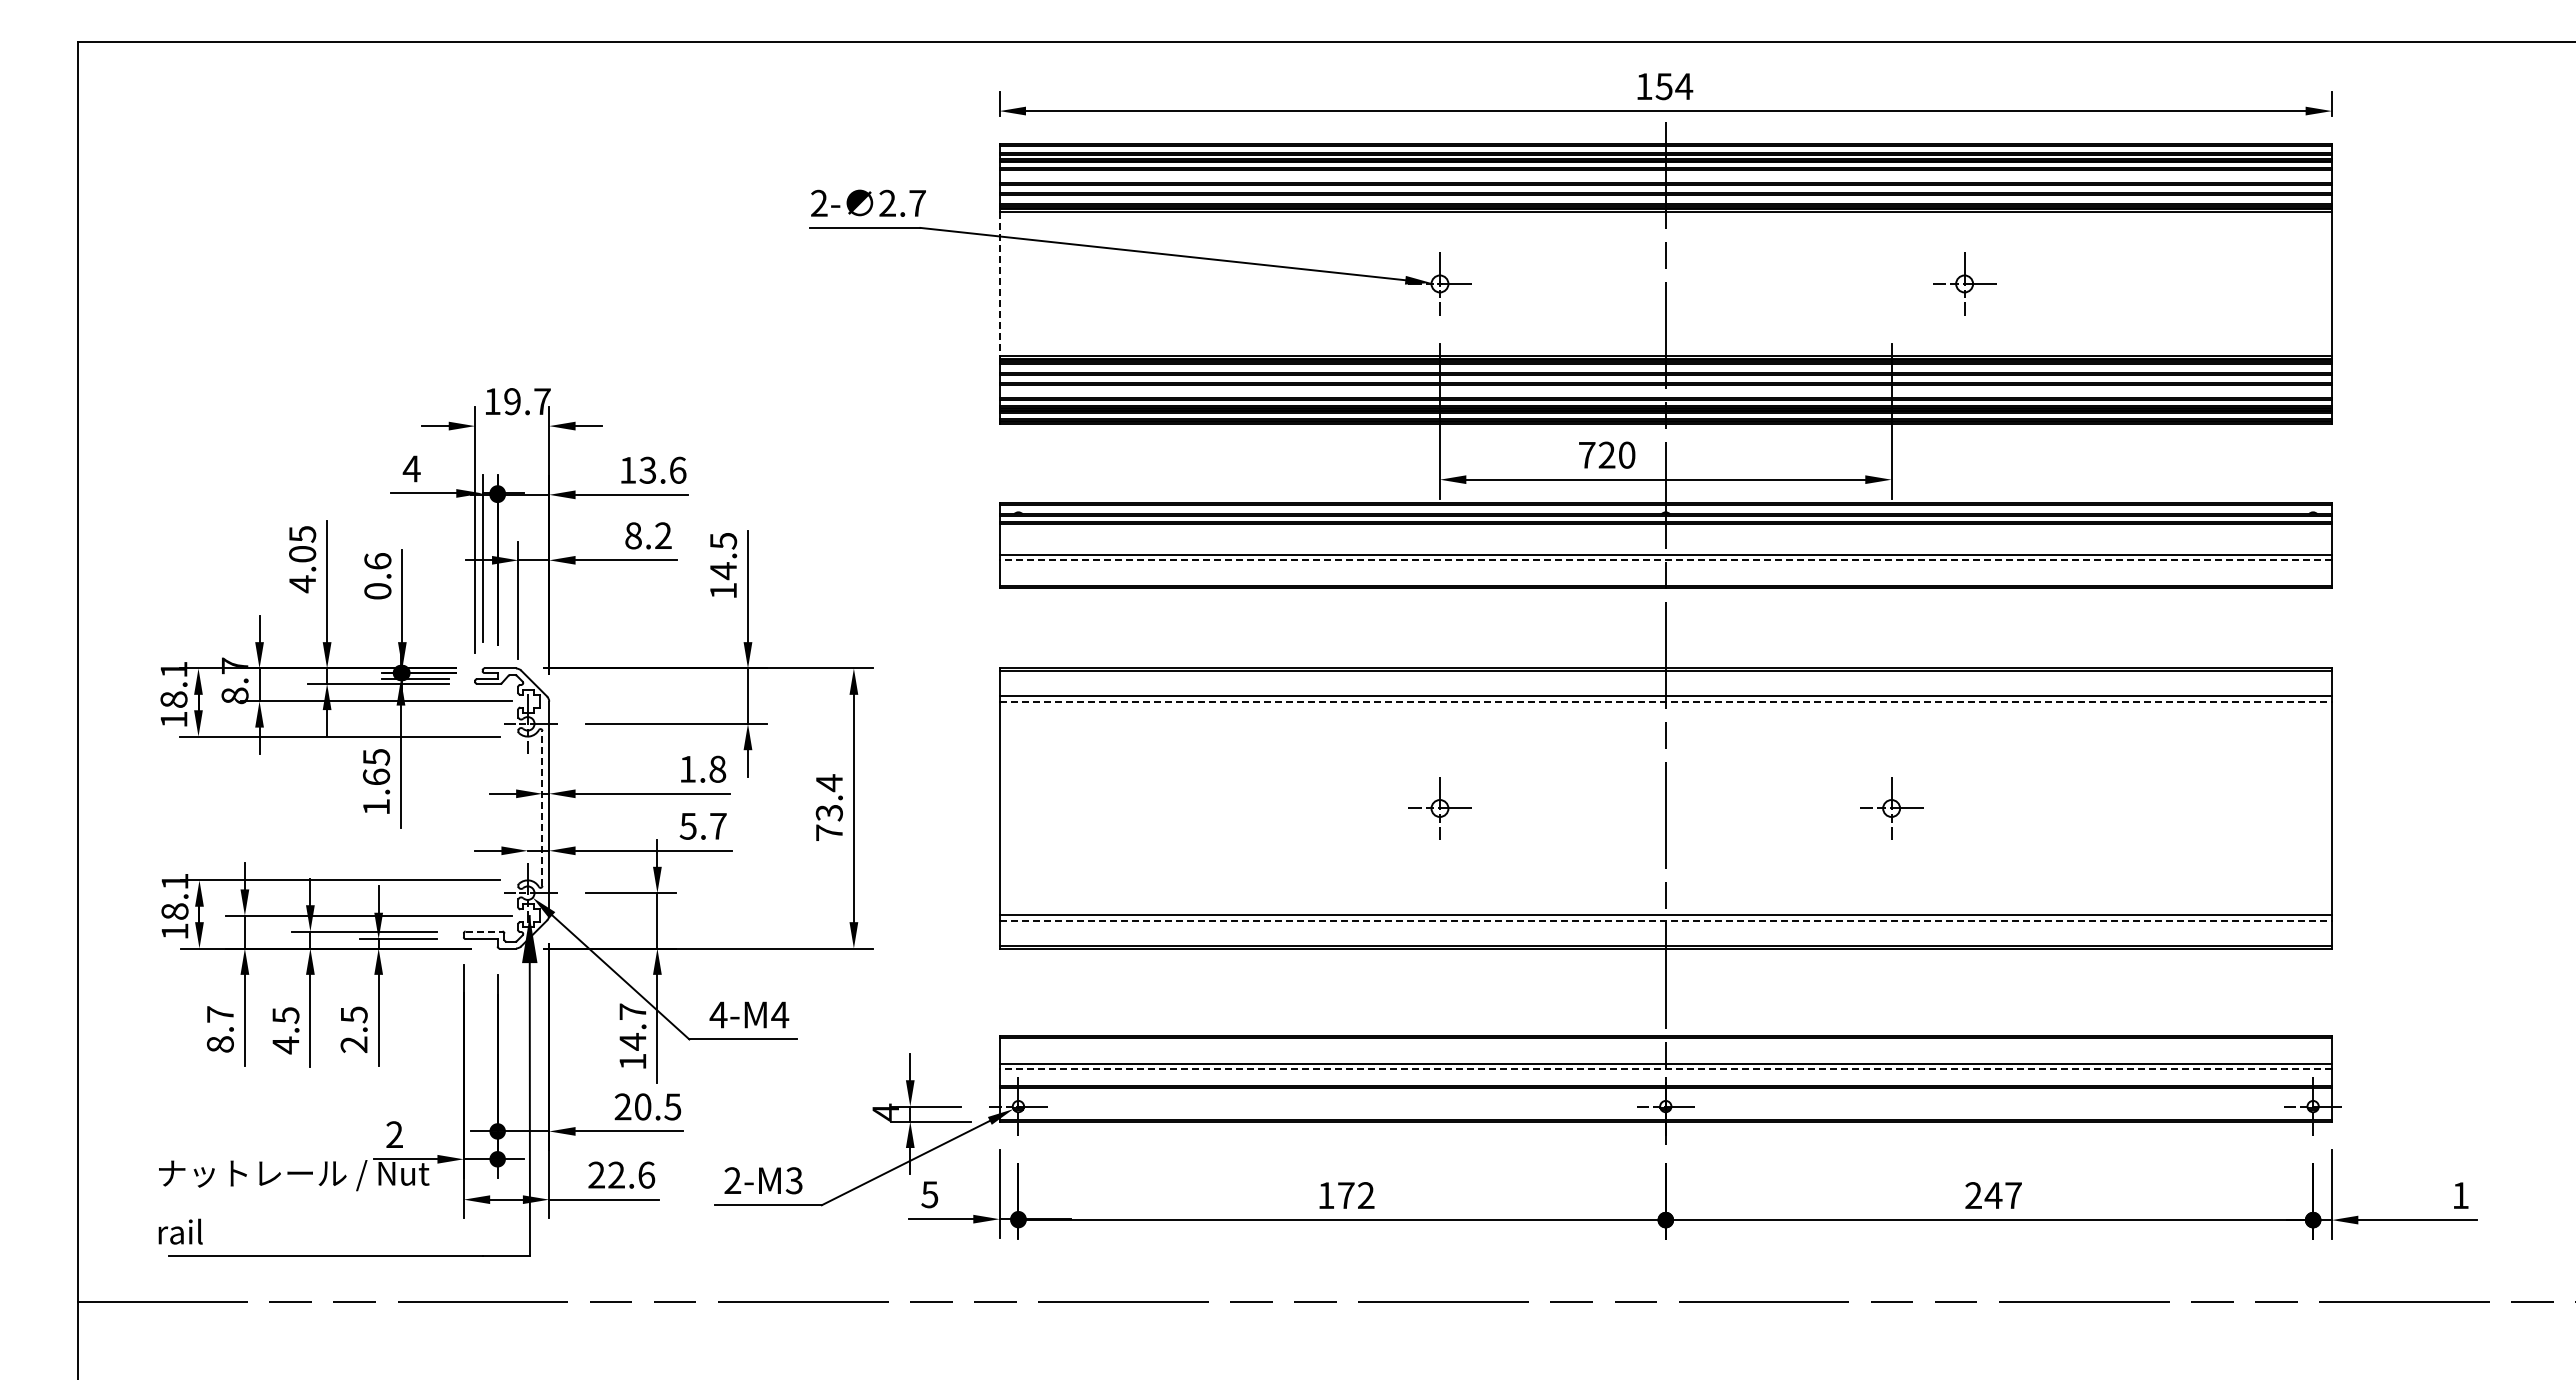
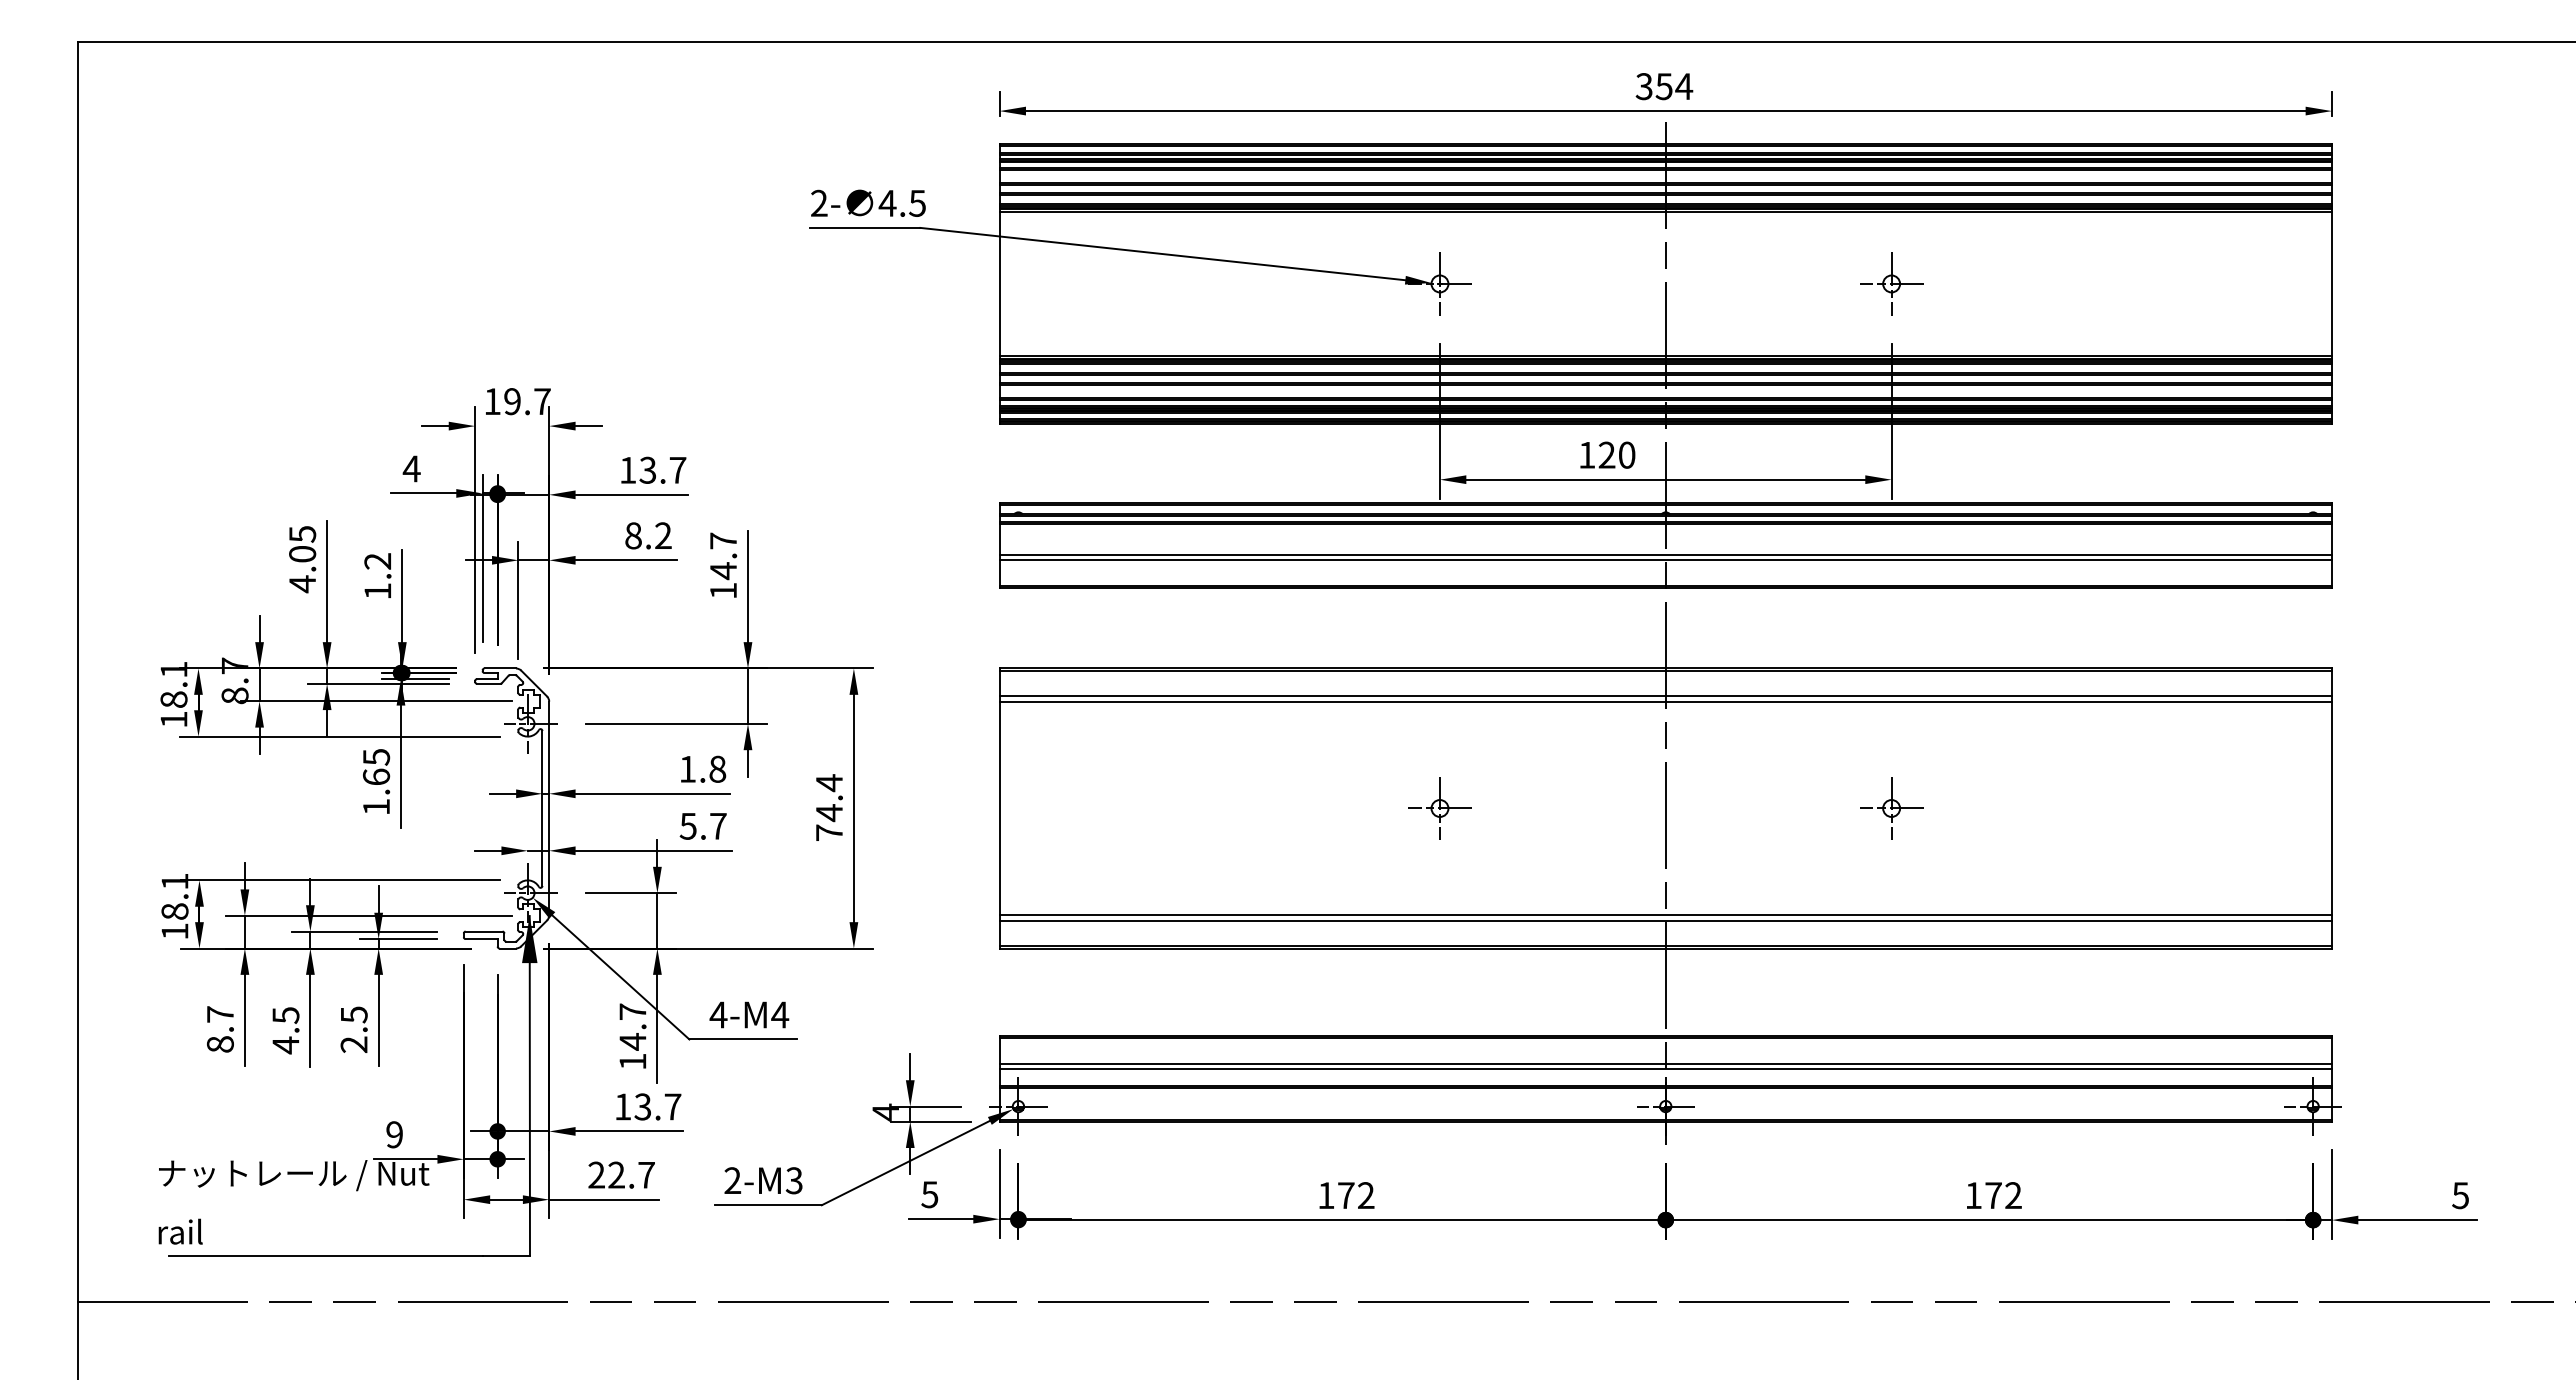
text: 154 -> 354 (1643, 86)
text: 2.7 -> 4.5 (901, 202)
line: dashed -> solid (999, 283)
part position: (1964, 283) -> (1891, 283) (1891, 283)
text: 720 -> 120 (1587, 455)
text: 13.6 -> 13.7 (677, 469)
text: 14.5 -> 14.7 (723, 540)
line: dashed -> solid (1665, 560)
text: 0.6 -> 1.2 (377, 576)
line: dashed -> solid (1666, 701)
line: dashed -> solid (542, 808)
text: 73.4 -> 74.4 (828, 813)
line: dashed -> solid (1666, 920)
line: dashed -> solid (484, 931)
line: dashed -> solid (1665, 1069)
text: 20.5 -> 13.7 (647, 1106)
text: 2 -> 9 (394, 1134)
text: 22.6 -> 22.7 (646, 1174)
text: 247 -> 172 (1993, 1195)
text: 1 -> 5 (2460, 1195)
